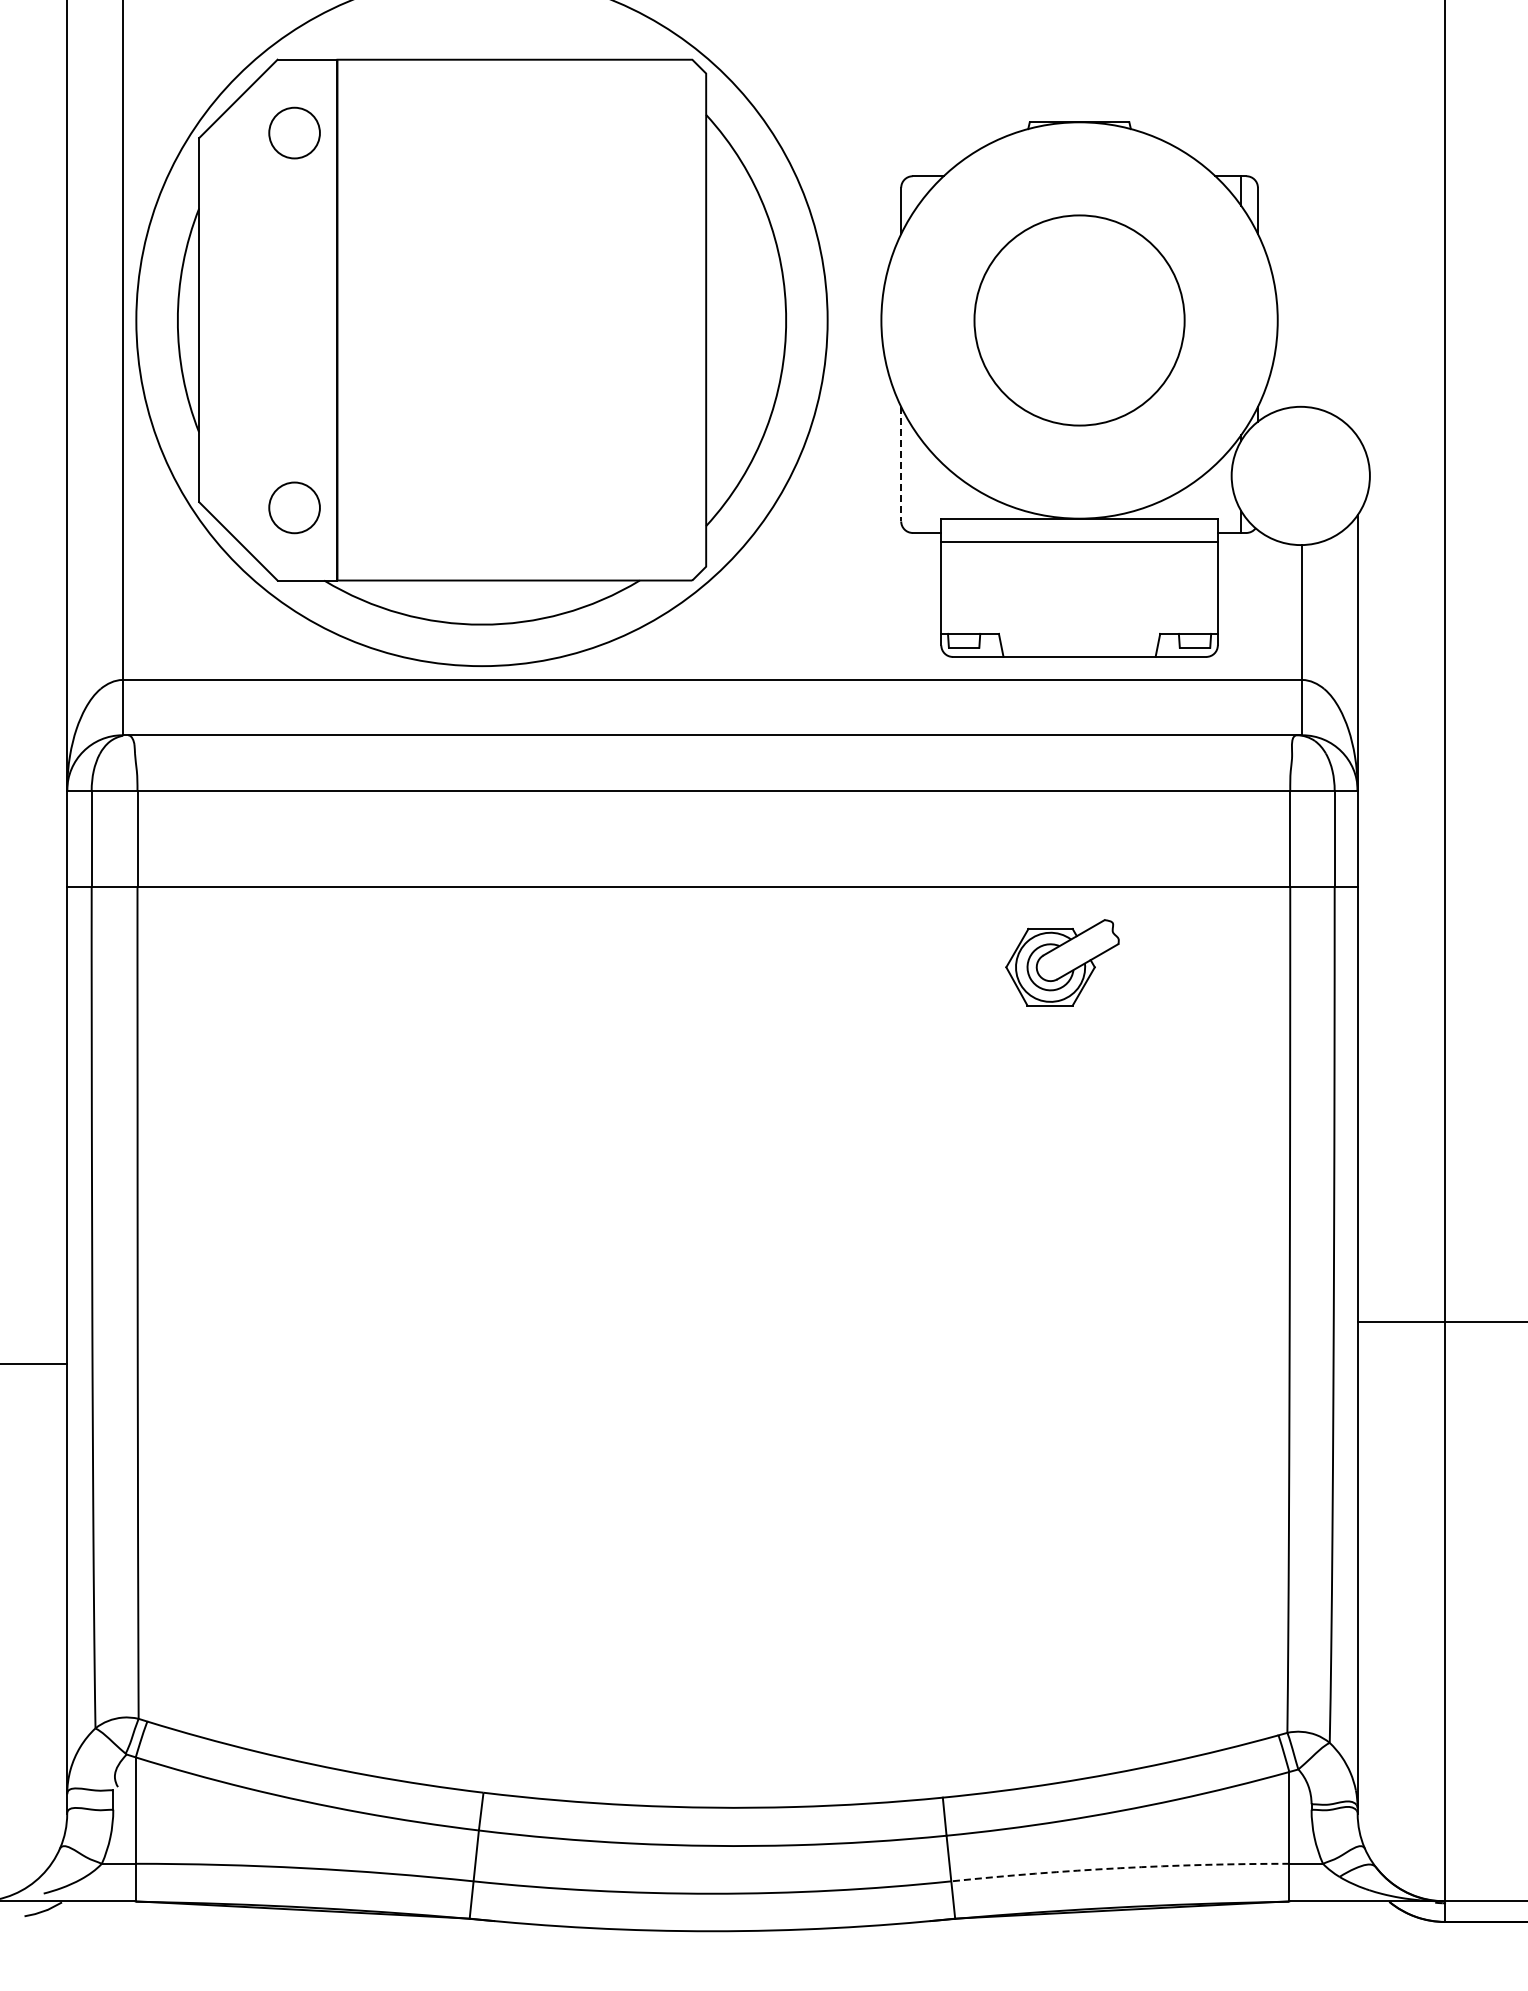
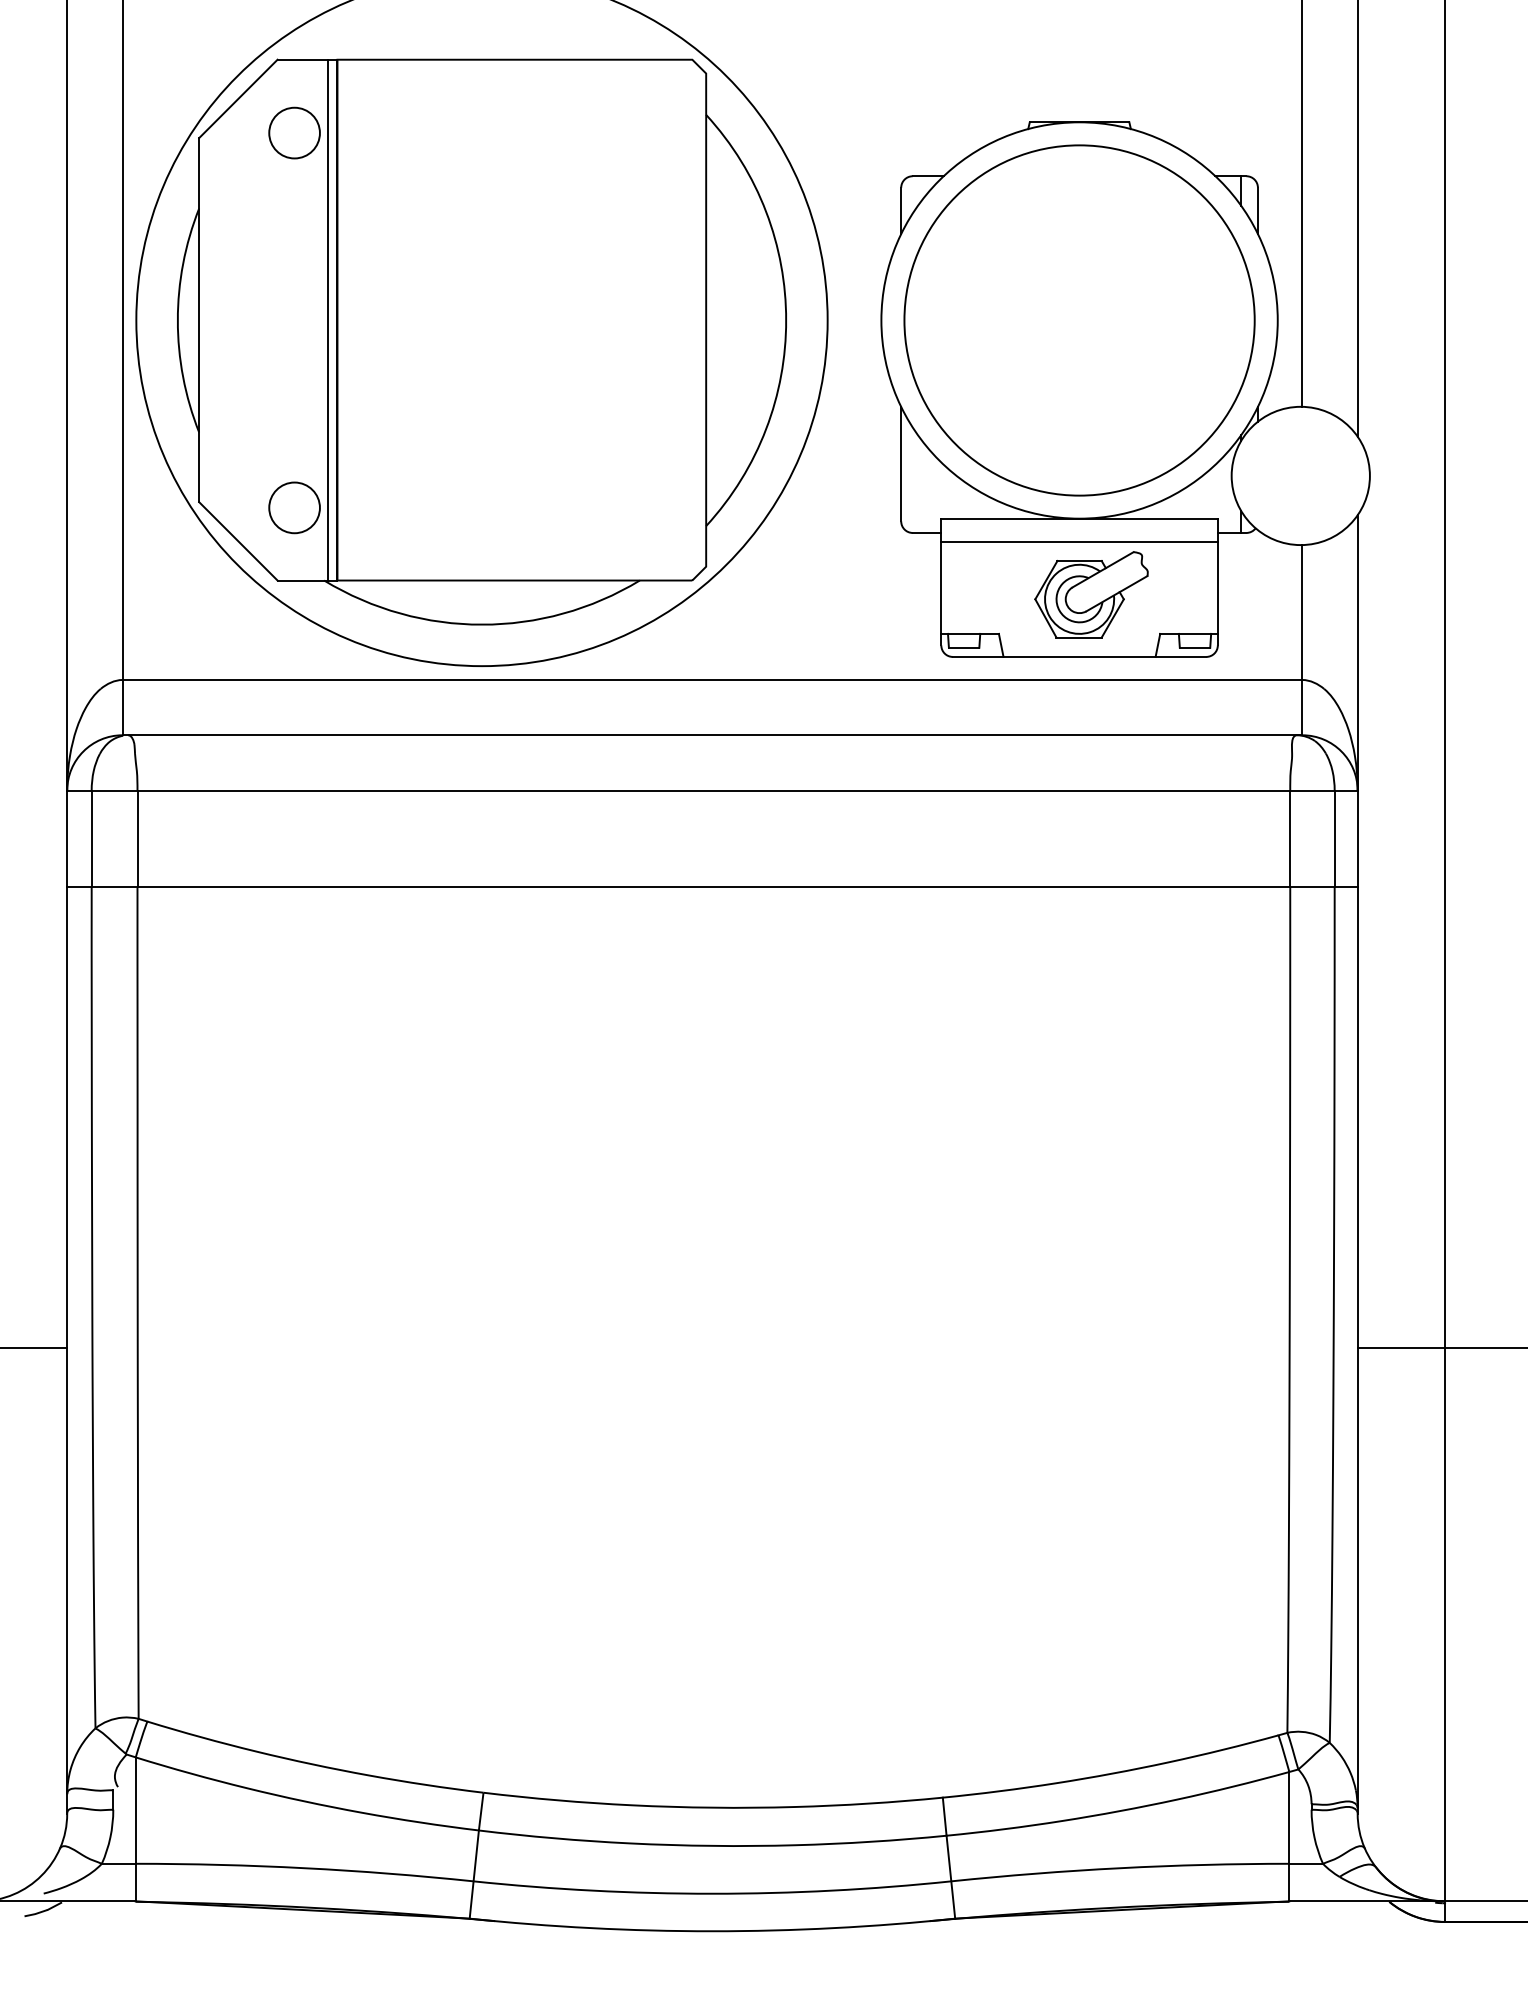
line: none -> present (1302, 204)
line: none -> present (1357, 219)
line: none -> present (328, 319)
circle diameter: 210 px -> 350 px (1079, 320)
line: dashed -> solid (901, 464)
part position: (1062, 962) -> (1091, 594) (1091, 594)
line position: (1440, 1322) -> (1440, 1348) (1440, 1348)
line position: (34, 1364) -> (34, 1348) (34, 1348)
arc: dashed -> solid (1120, 1868)
